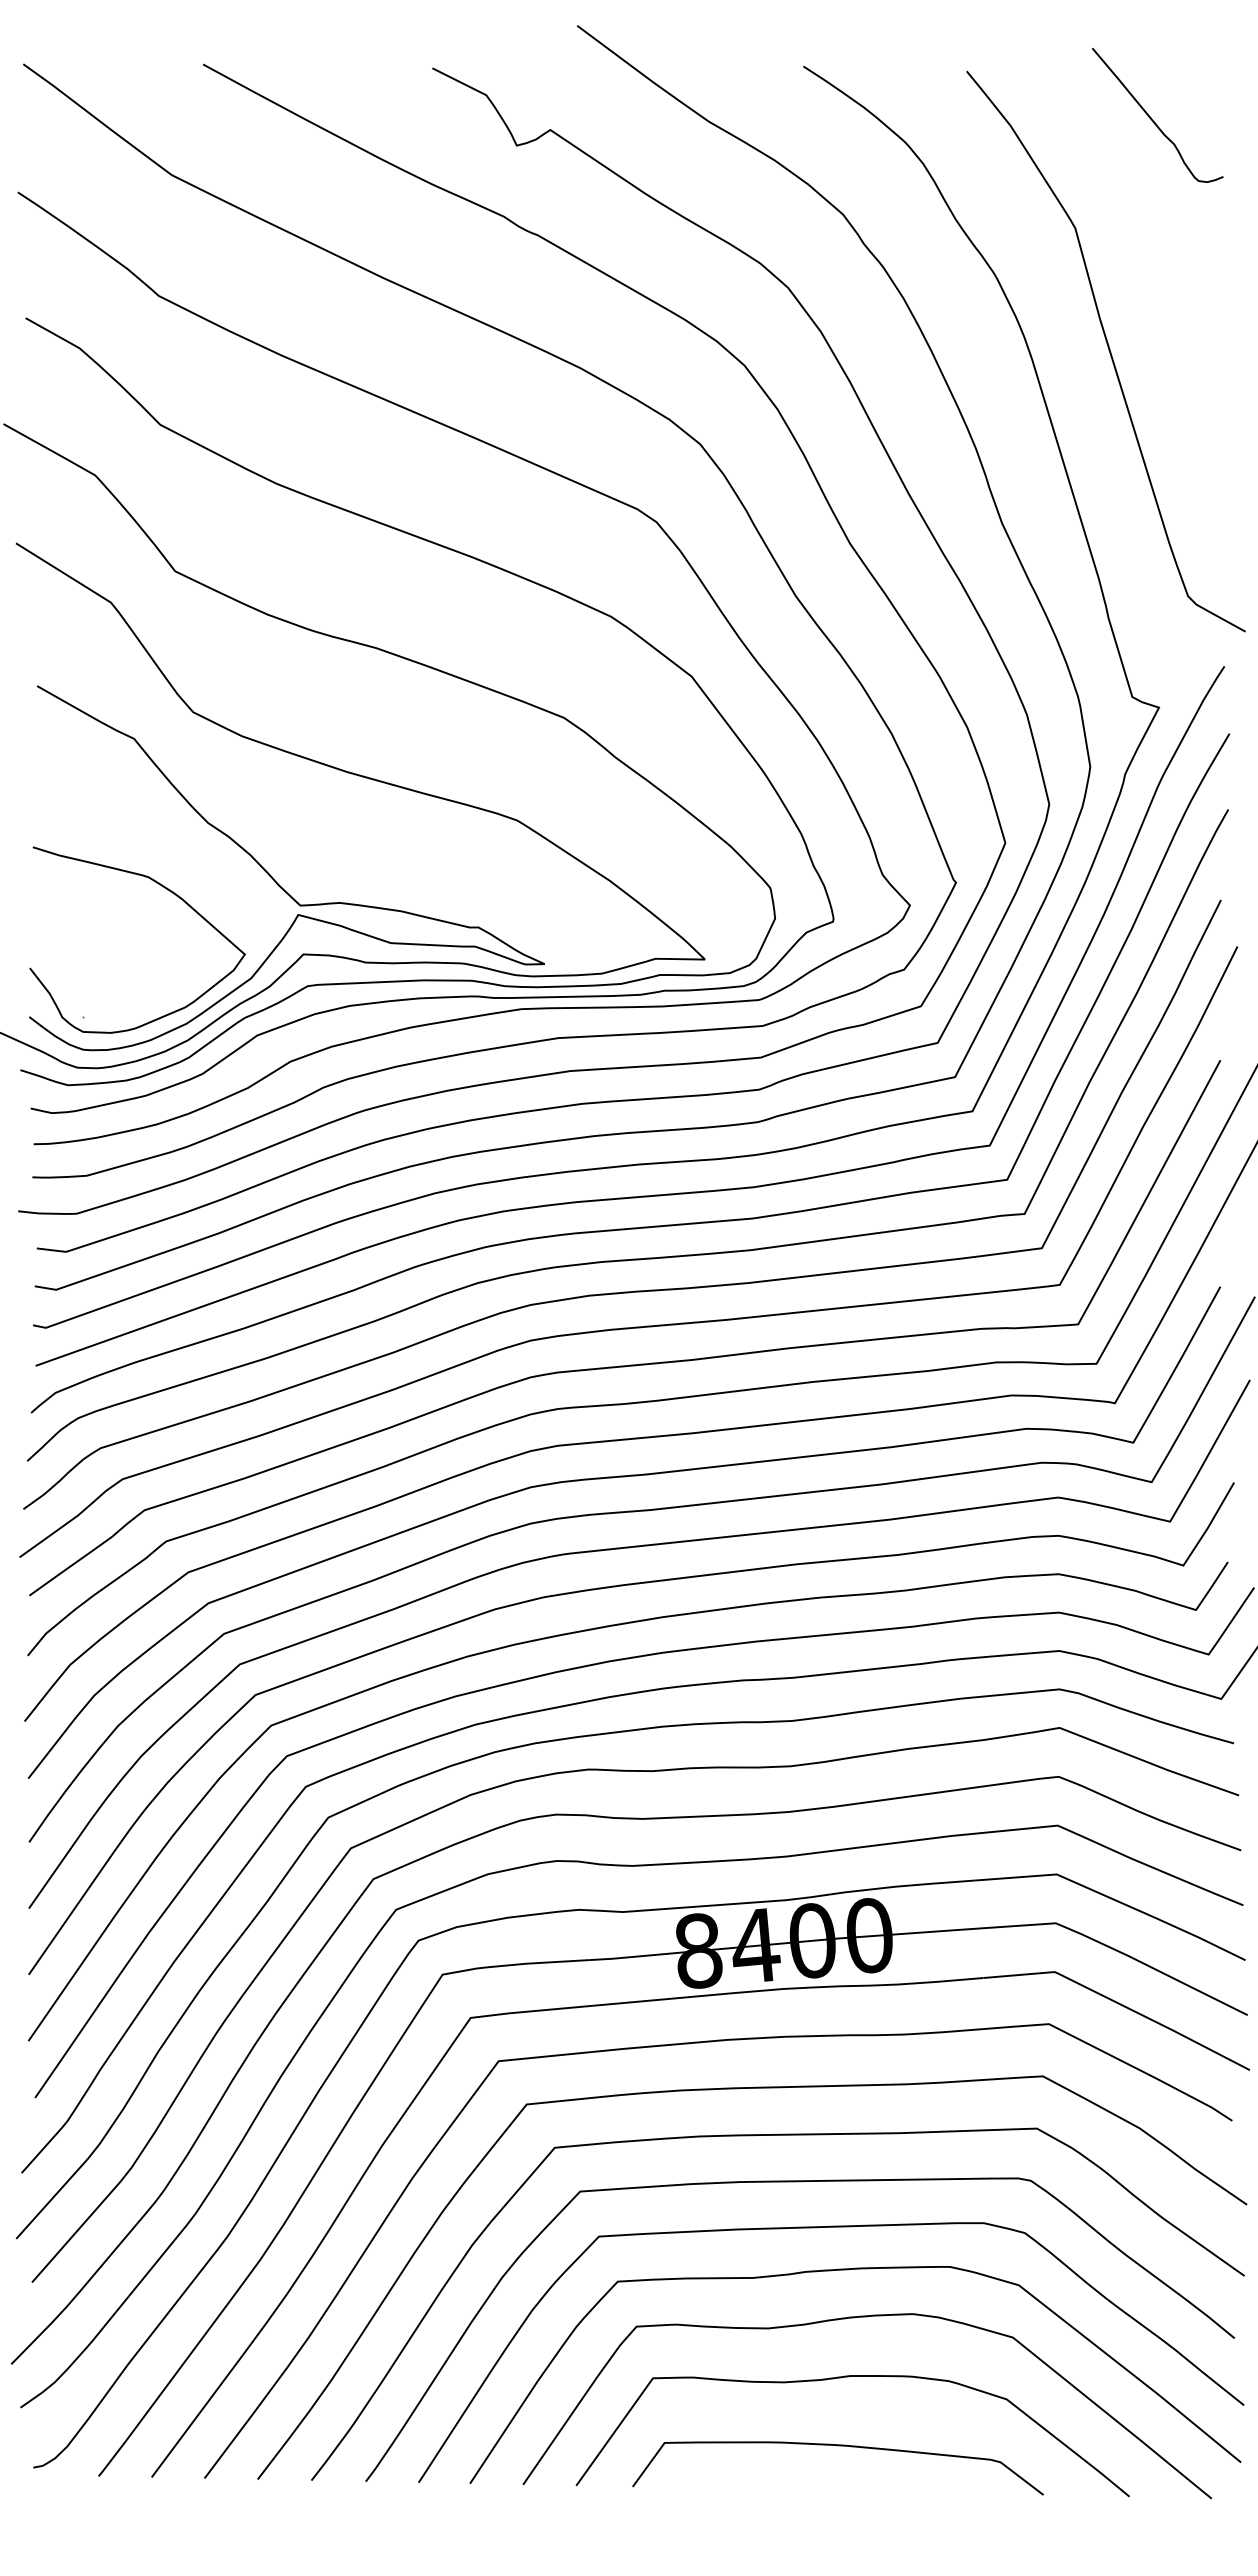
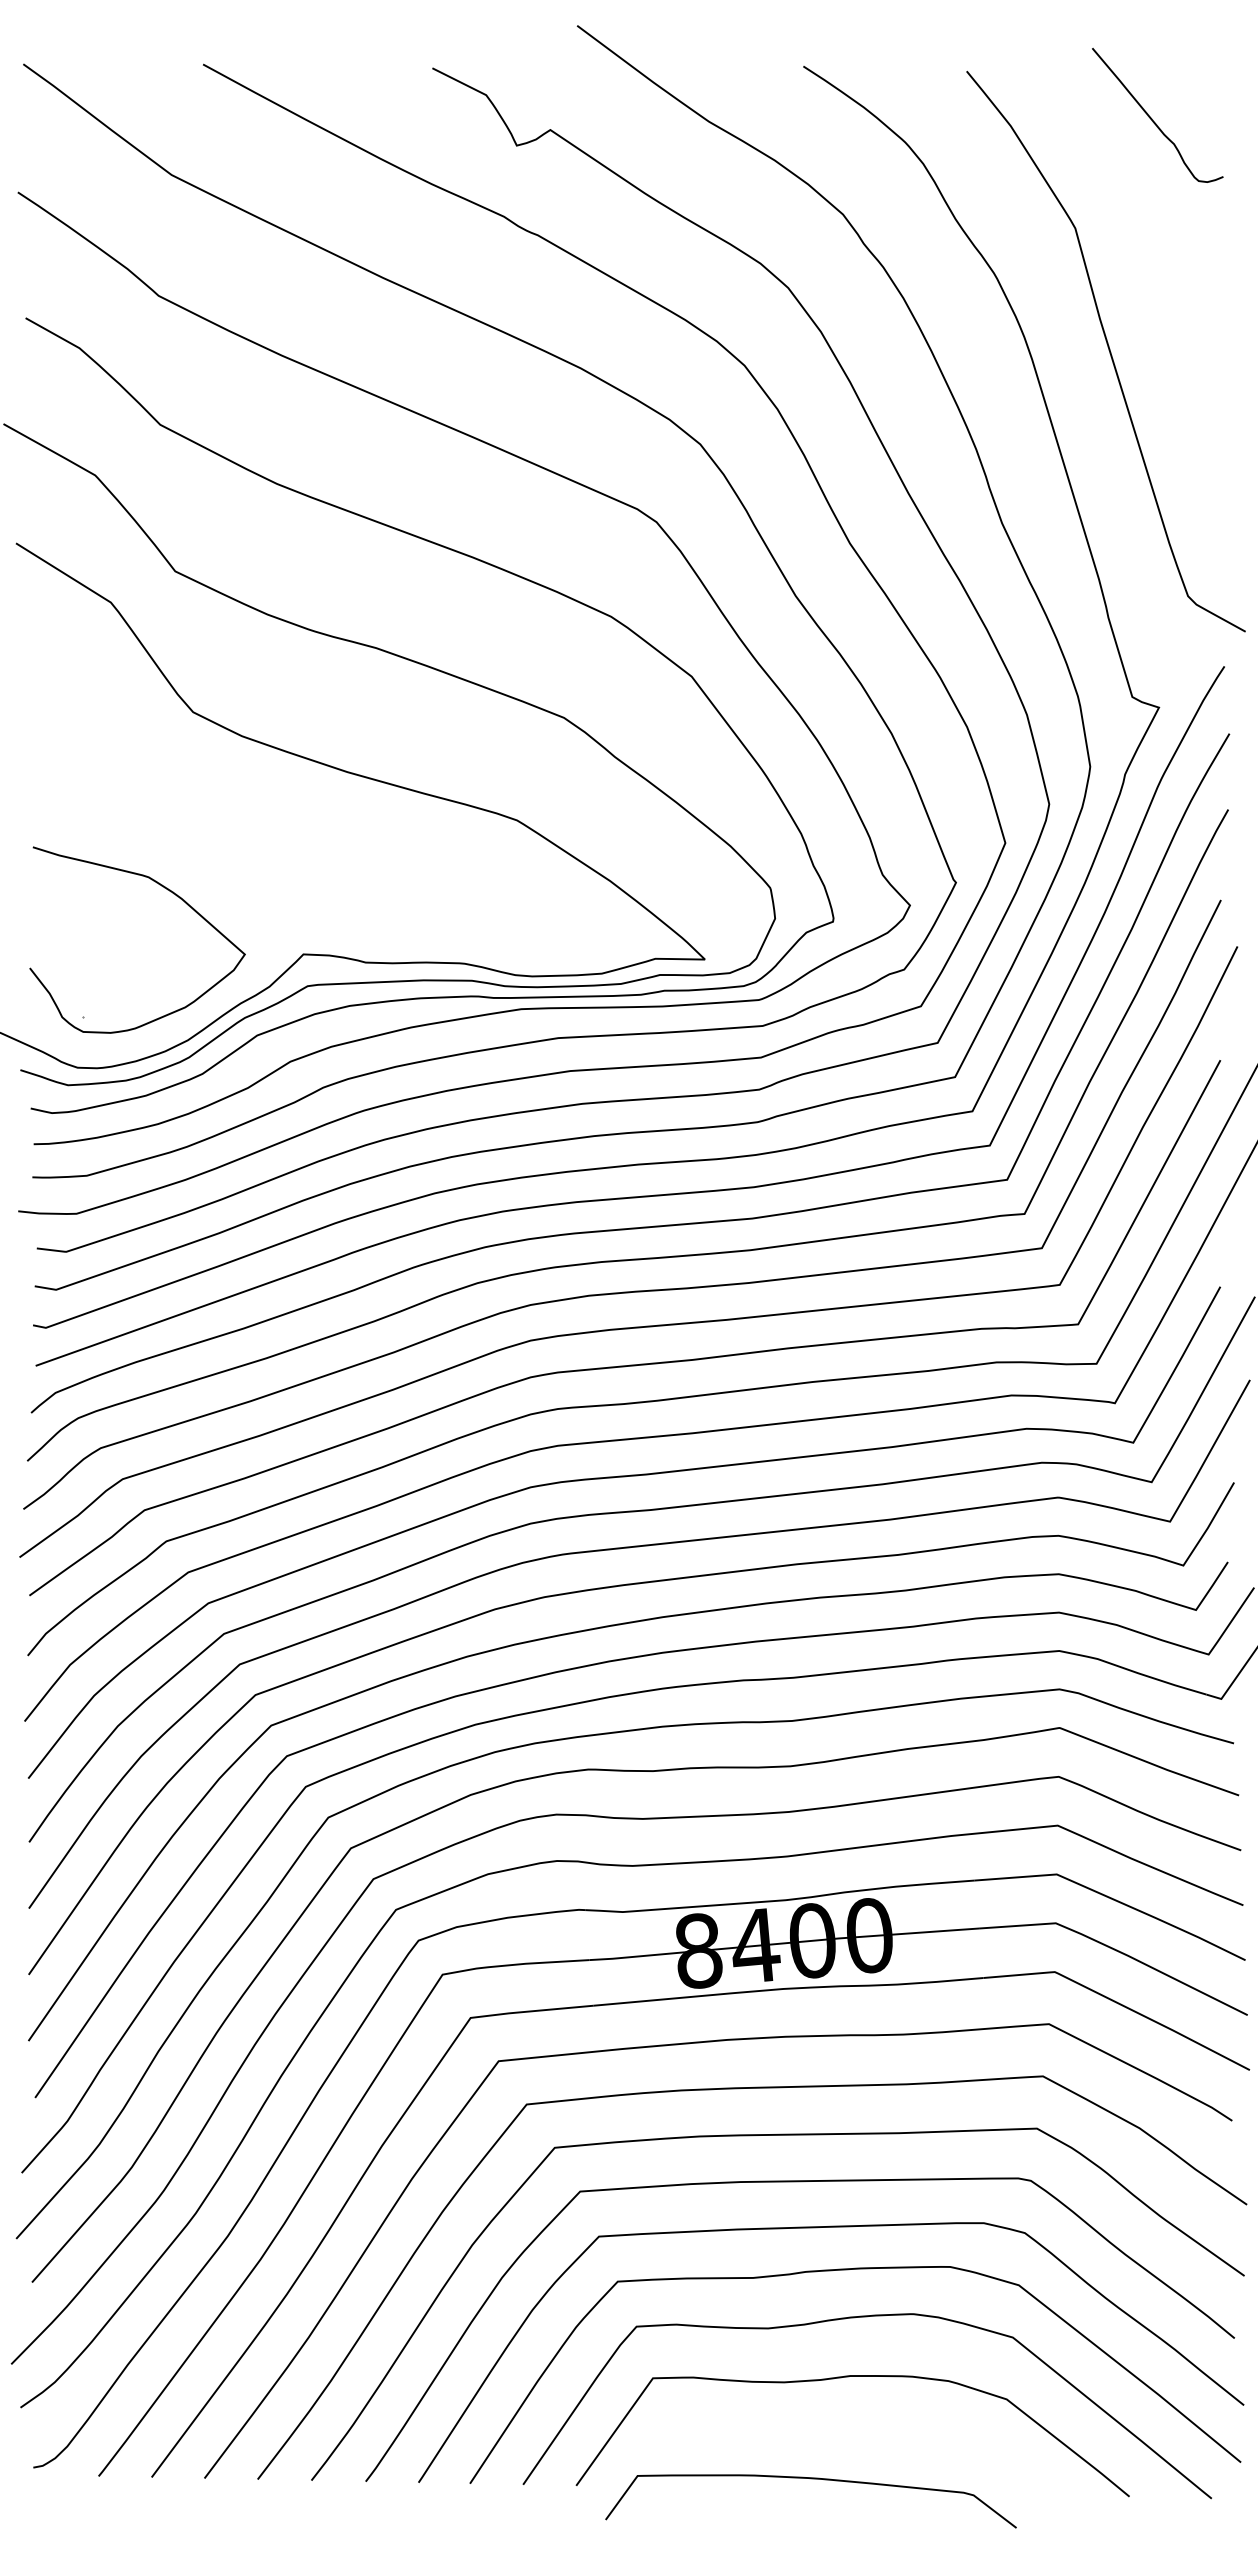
curve: present -> none (274, 878)
curve position: (837, 2446) -> (810, 2479) (810, 2479)
